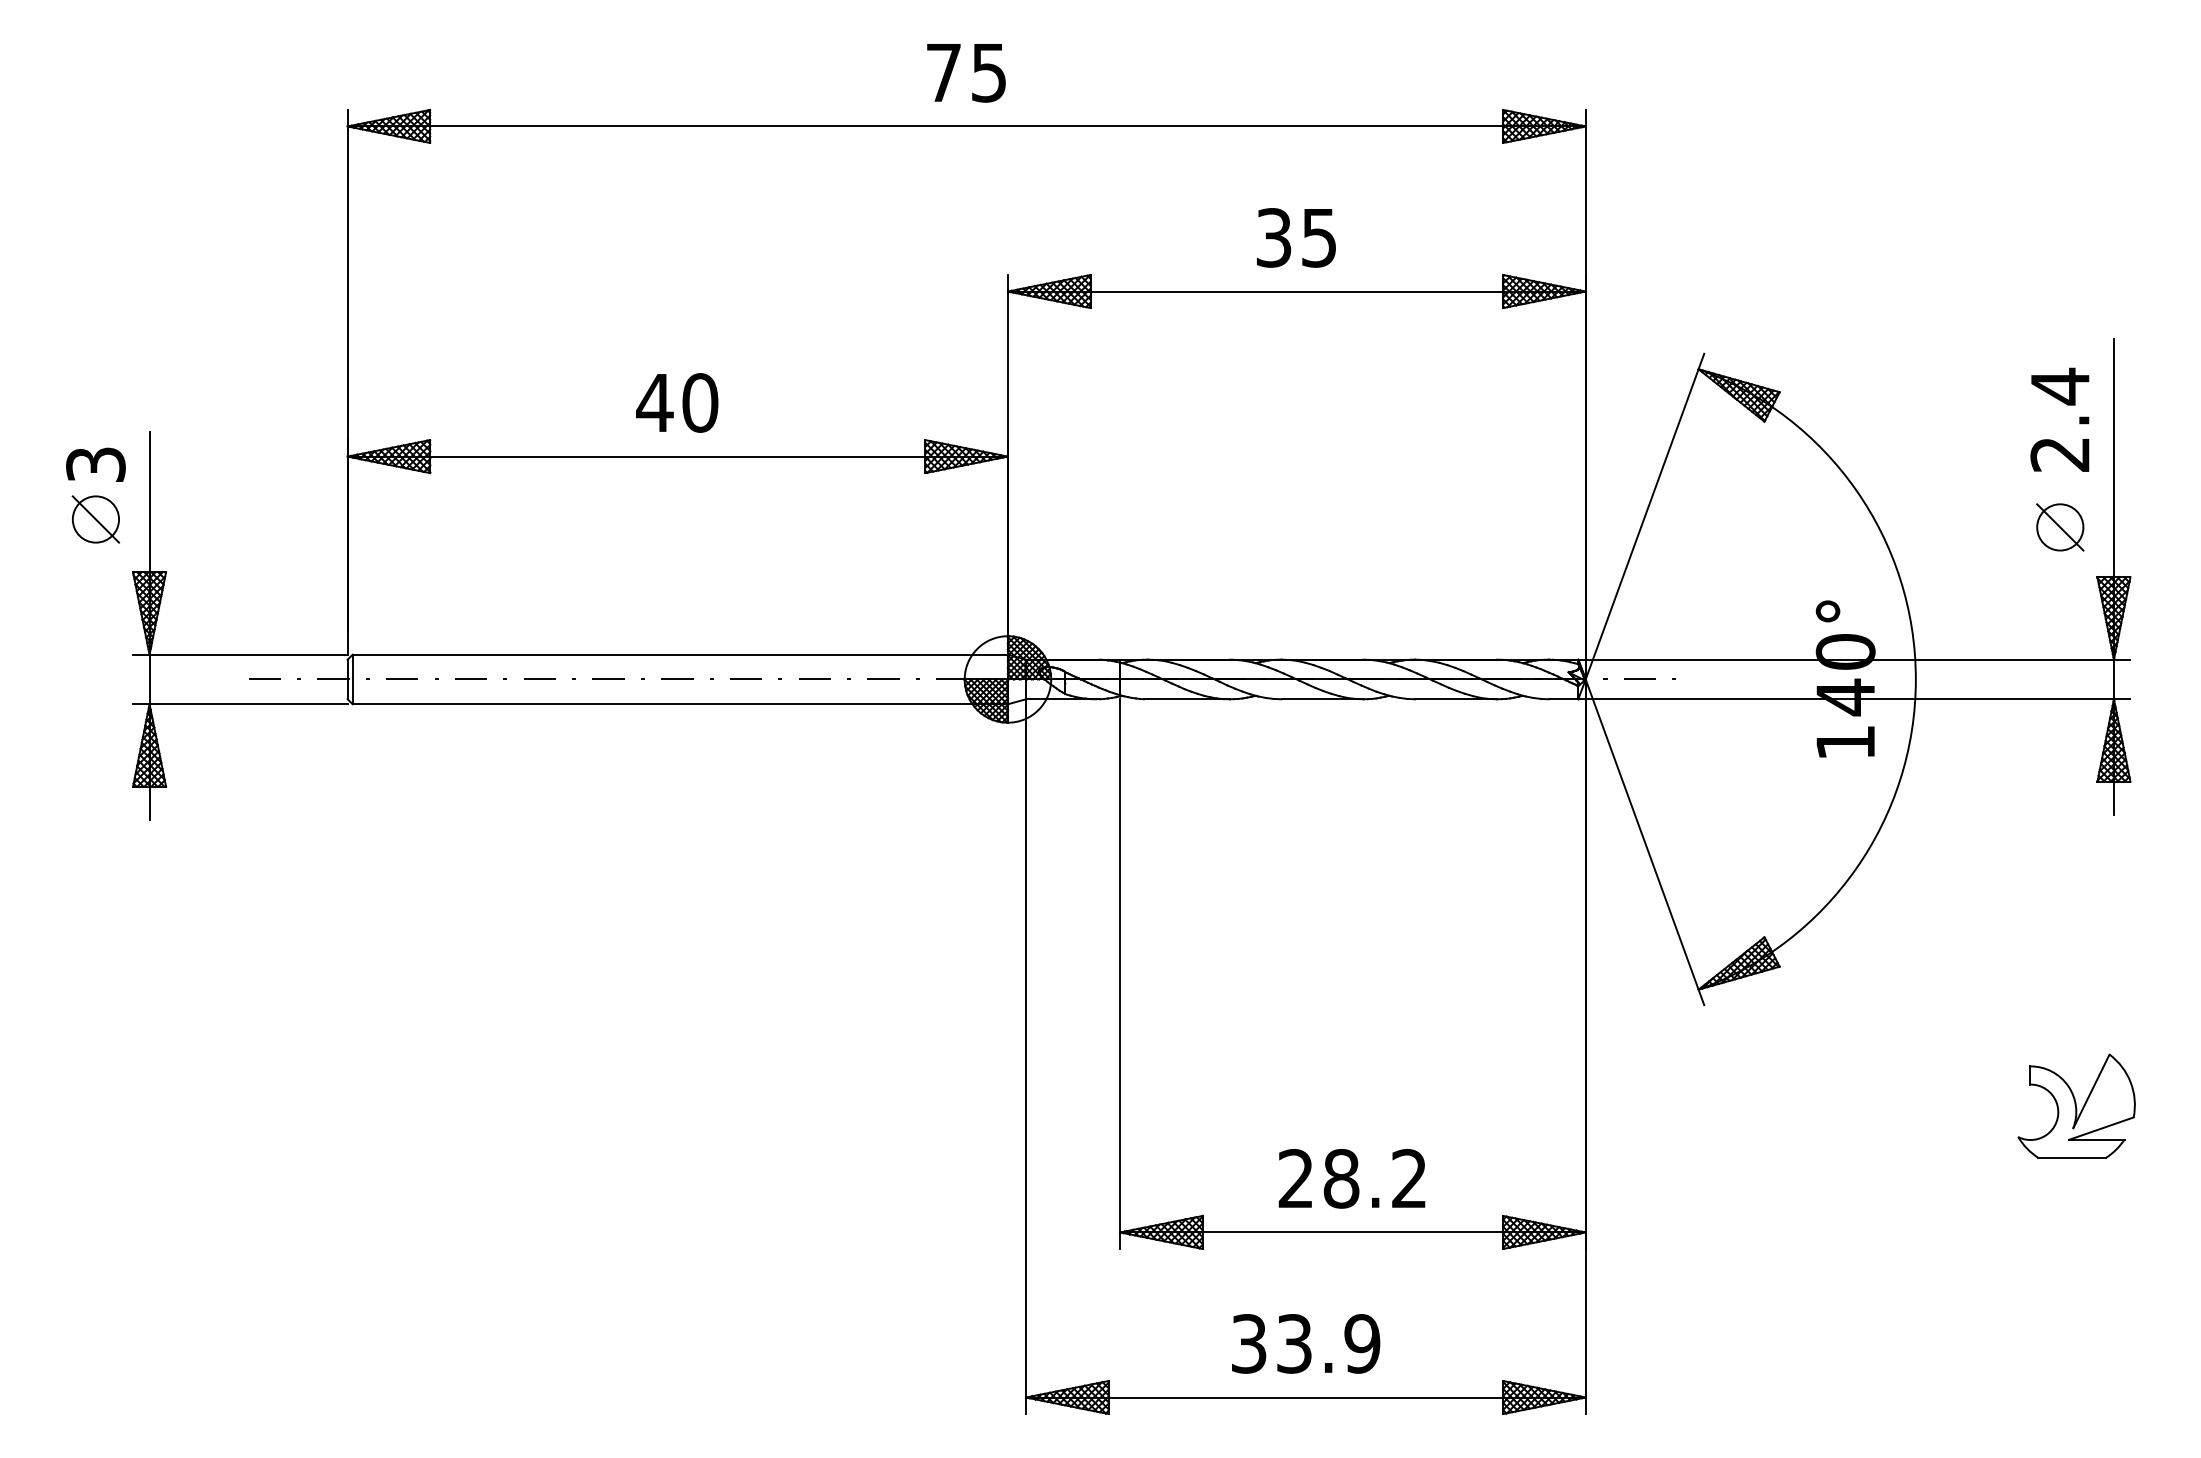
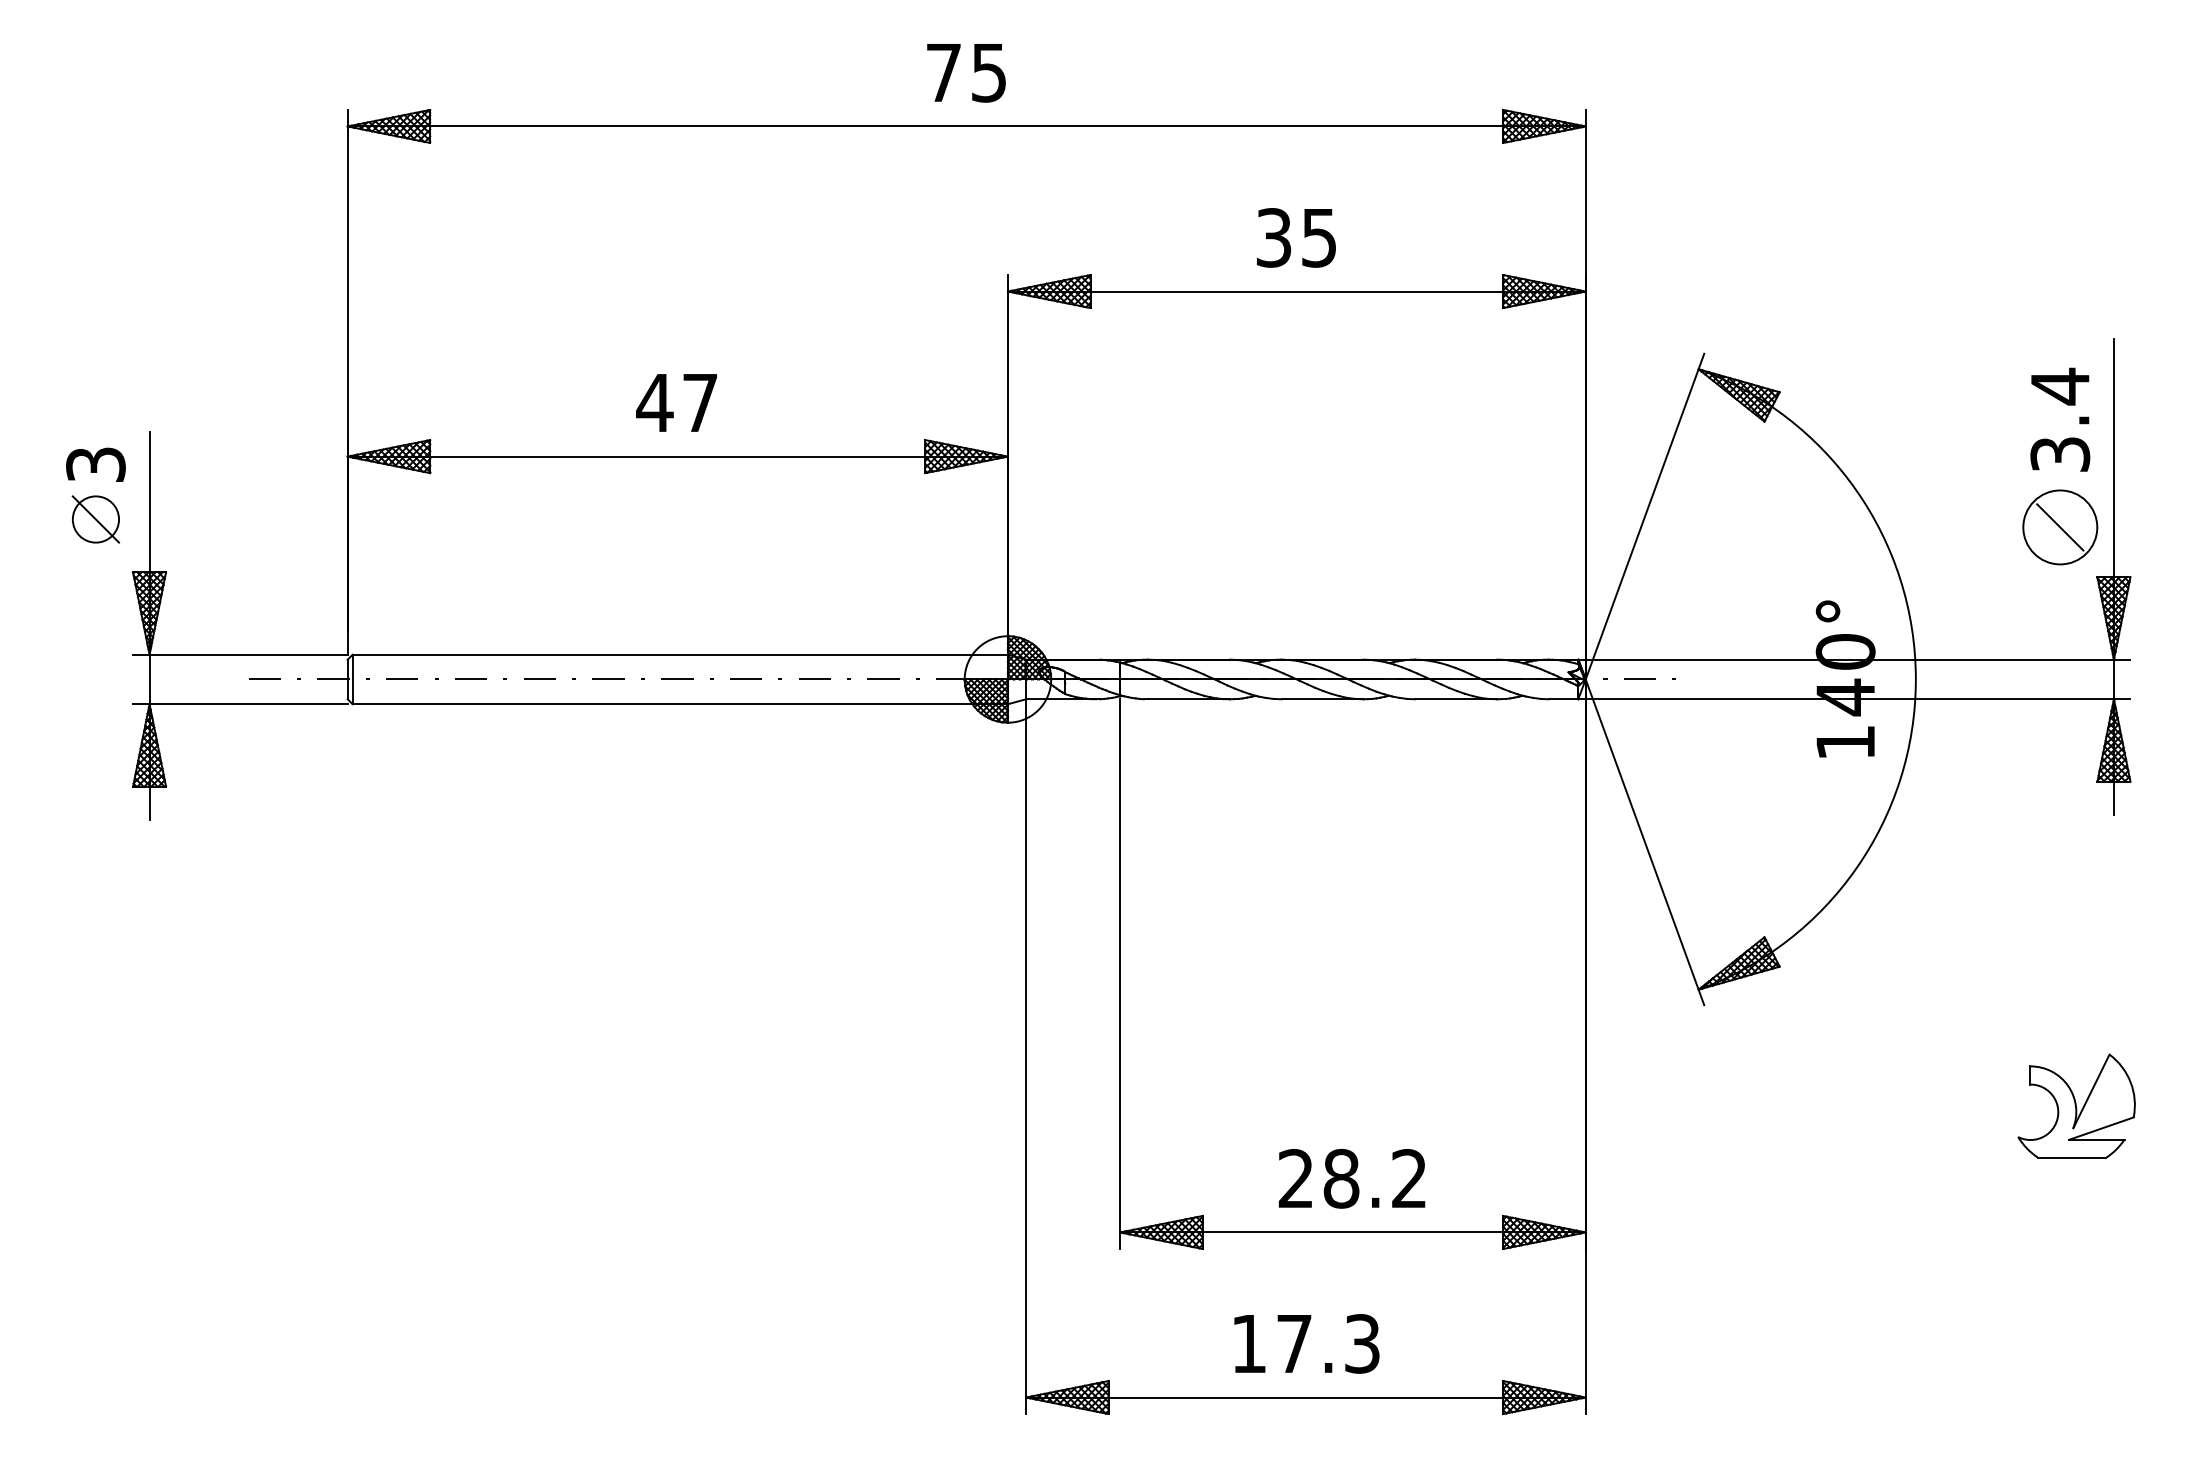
text: 40 -> 47 (700, 402)
text: 2.4 -> 3.4 (2060, 454)
circle diameter: 46 px -> 74 px (2060, 527)
text: 33.9 -> 17.3 (1306, 1343)
